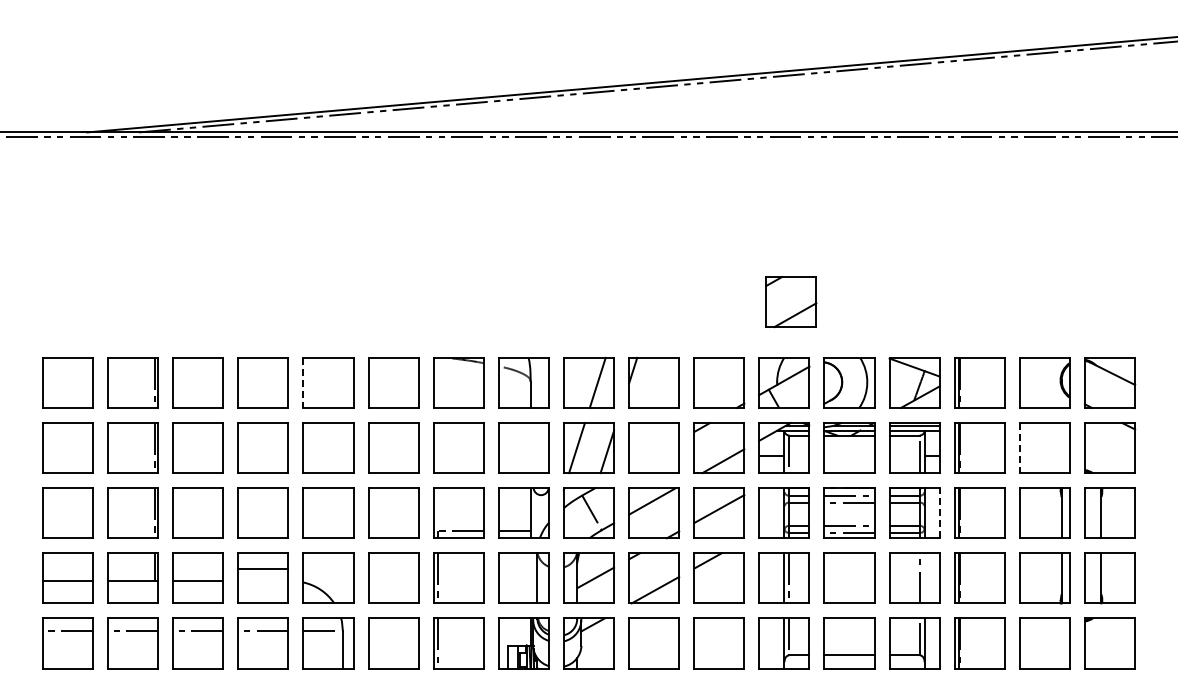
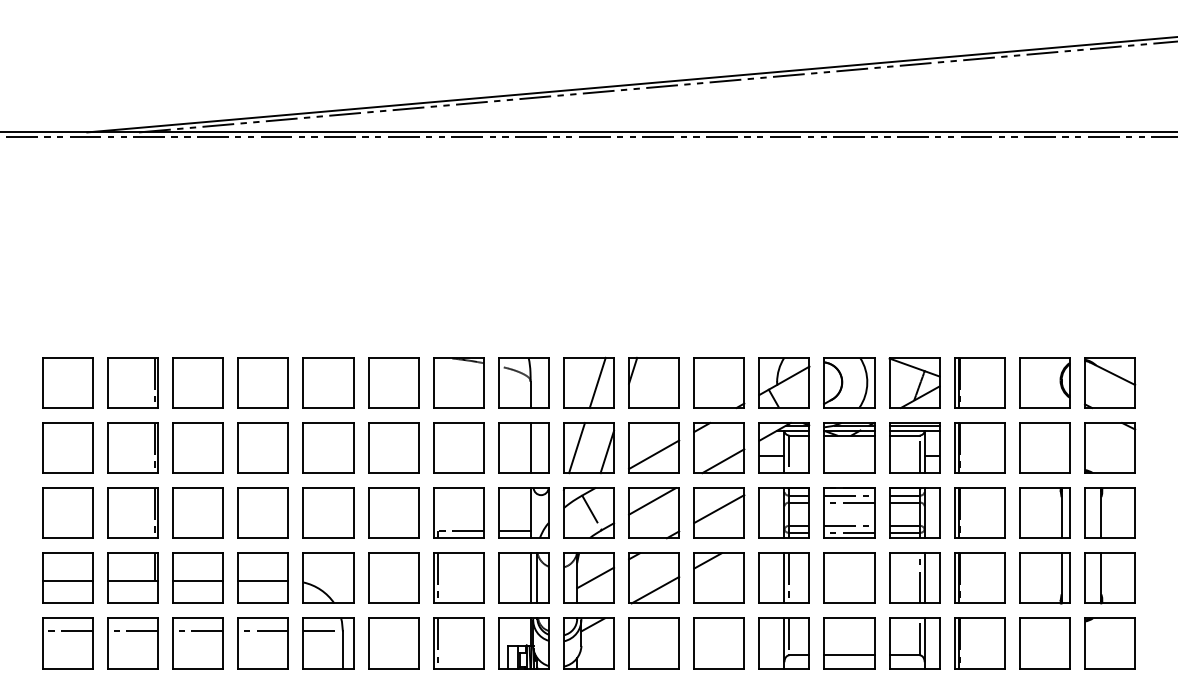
part: present -> none (791, 302)
line: dashed -> solid (303, 383)
line: none -> present (530, 448)
line: dashed -> solid (1019, 448)
line: none -> present (654, 454)
line: dashed -> solid (939, 512)
line position: (263, 569) -> (263, 581) (263, 581)
line: none -> present (530, 578)
line: none -> present (924, 578)
